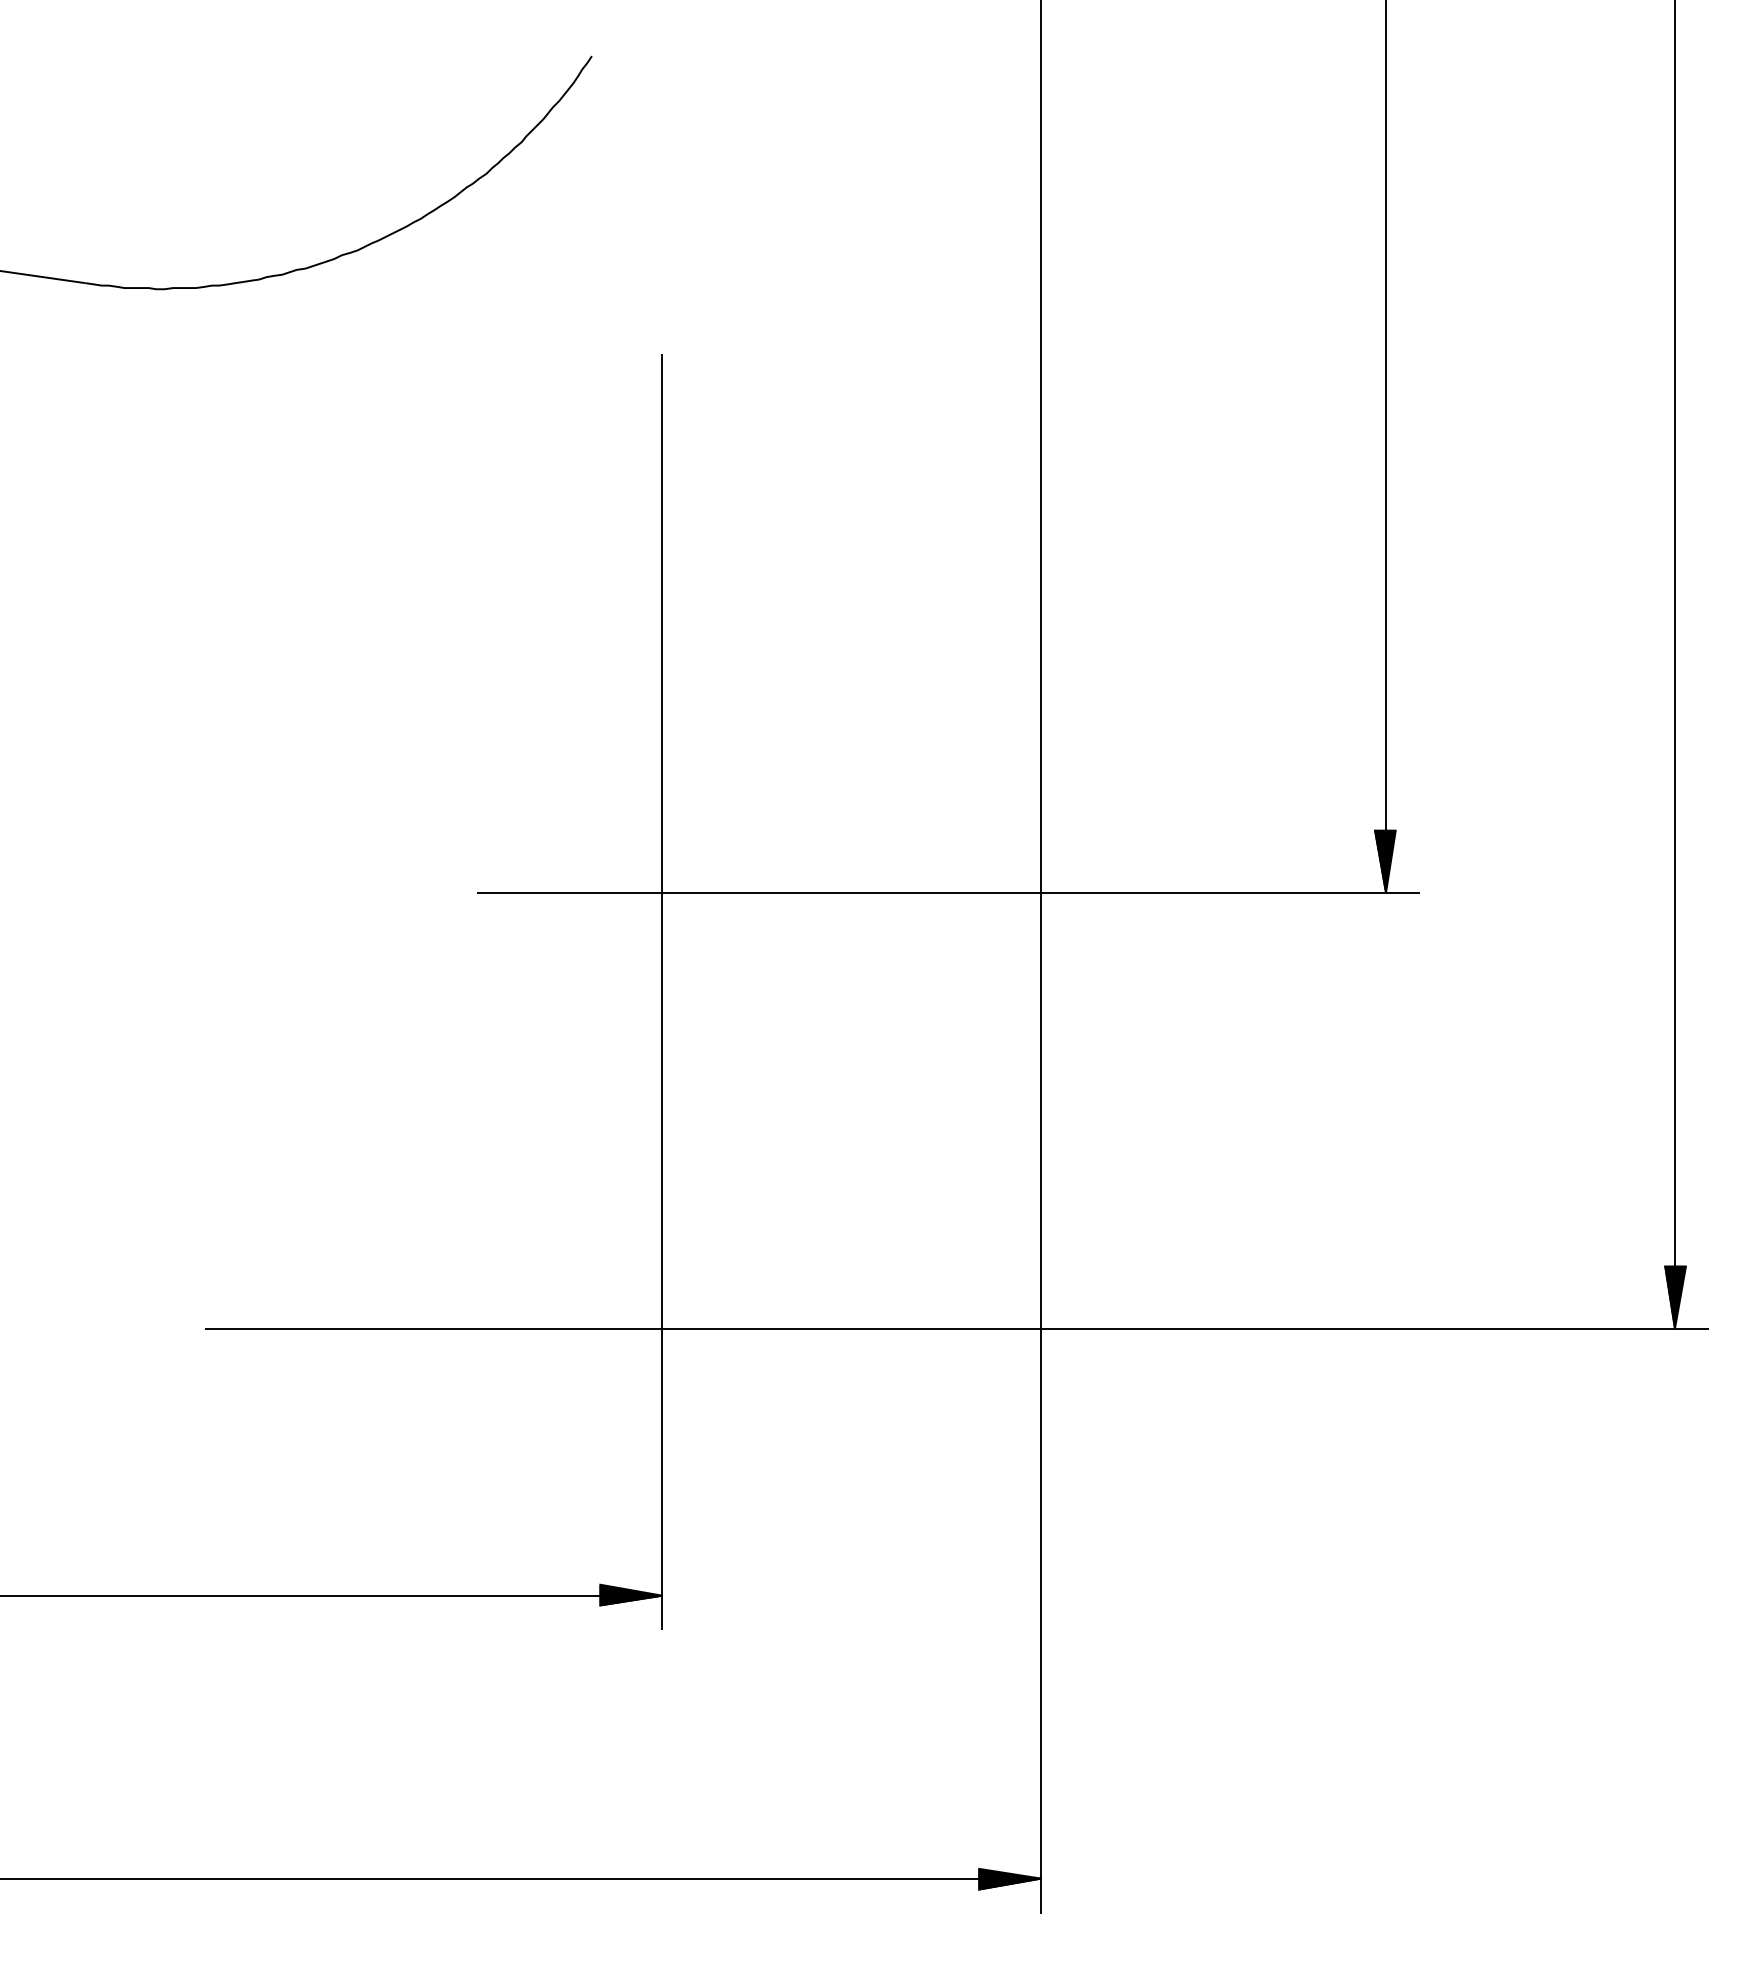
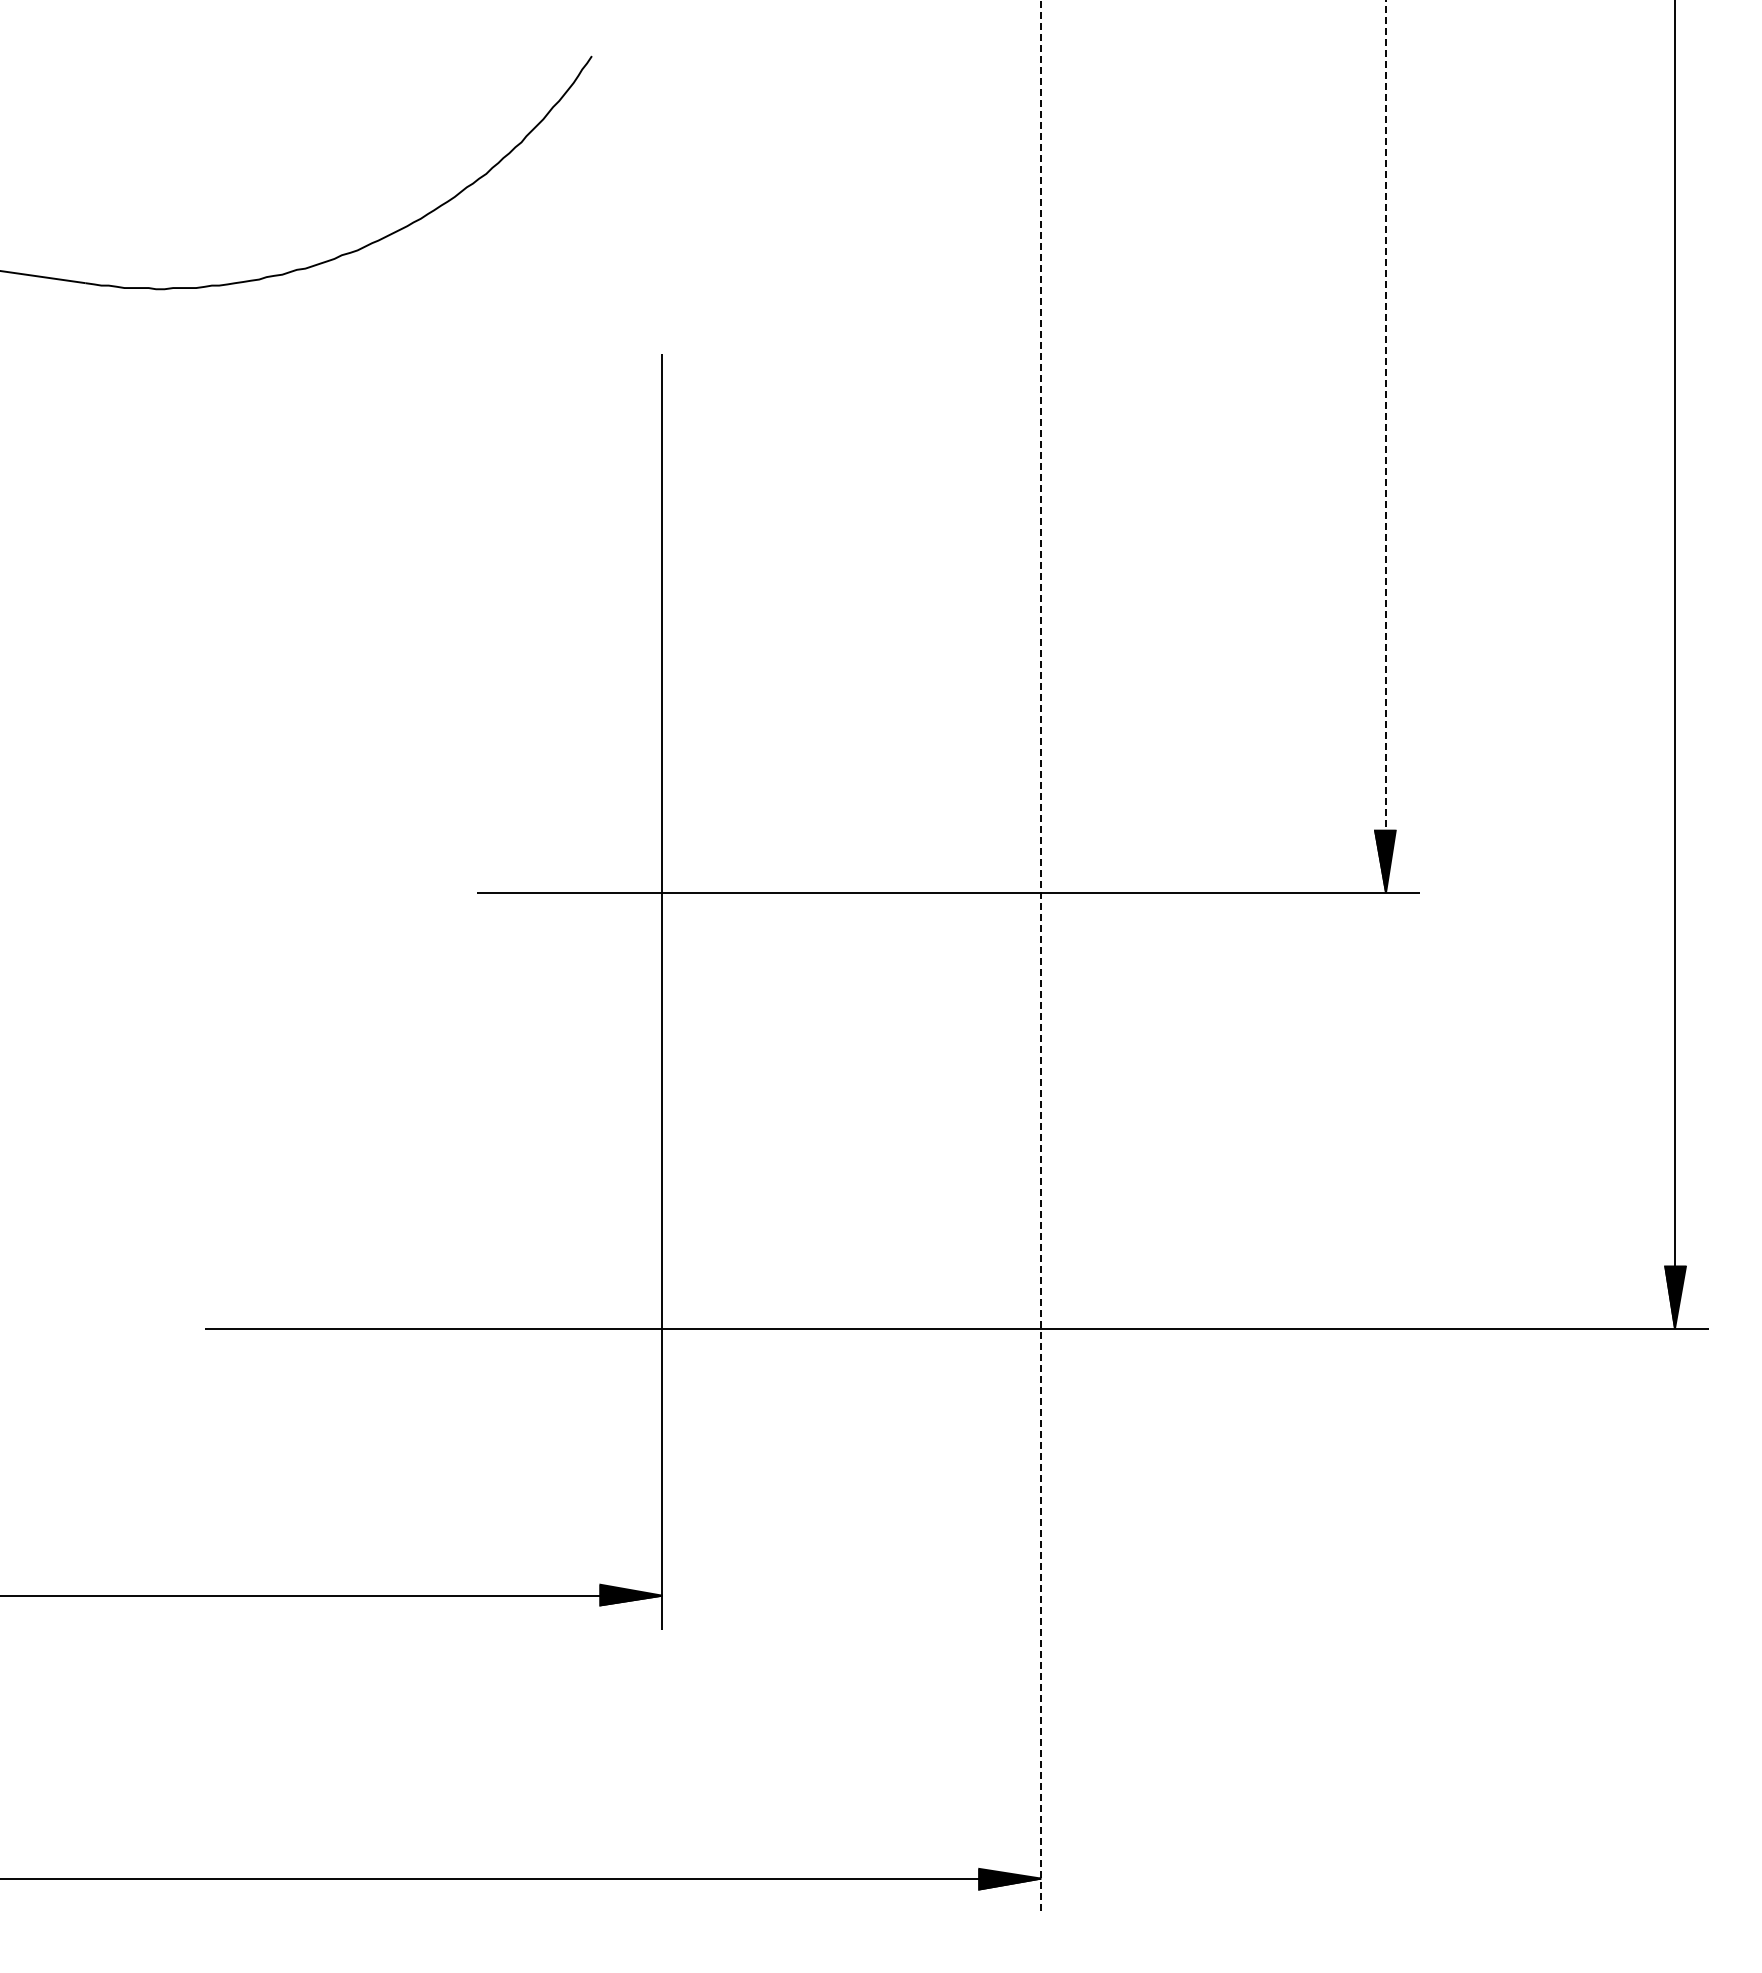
line: solid -> dashed (1386, 446)
line: solid -> dashed (1041, 956)
